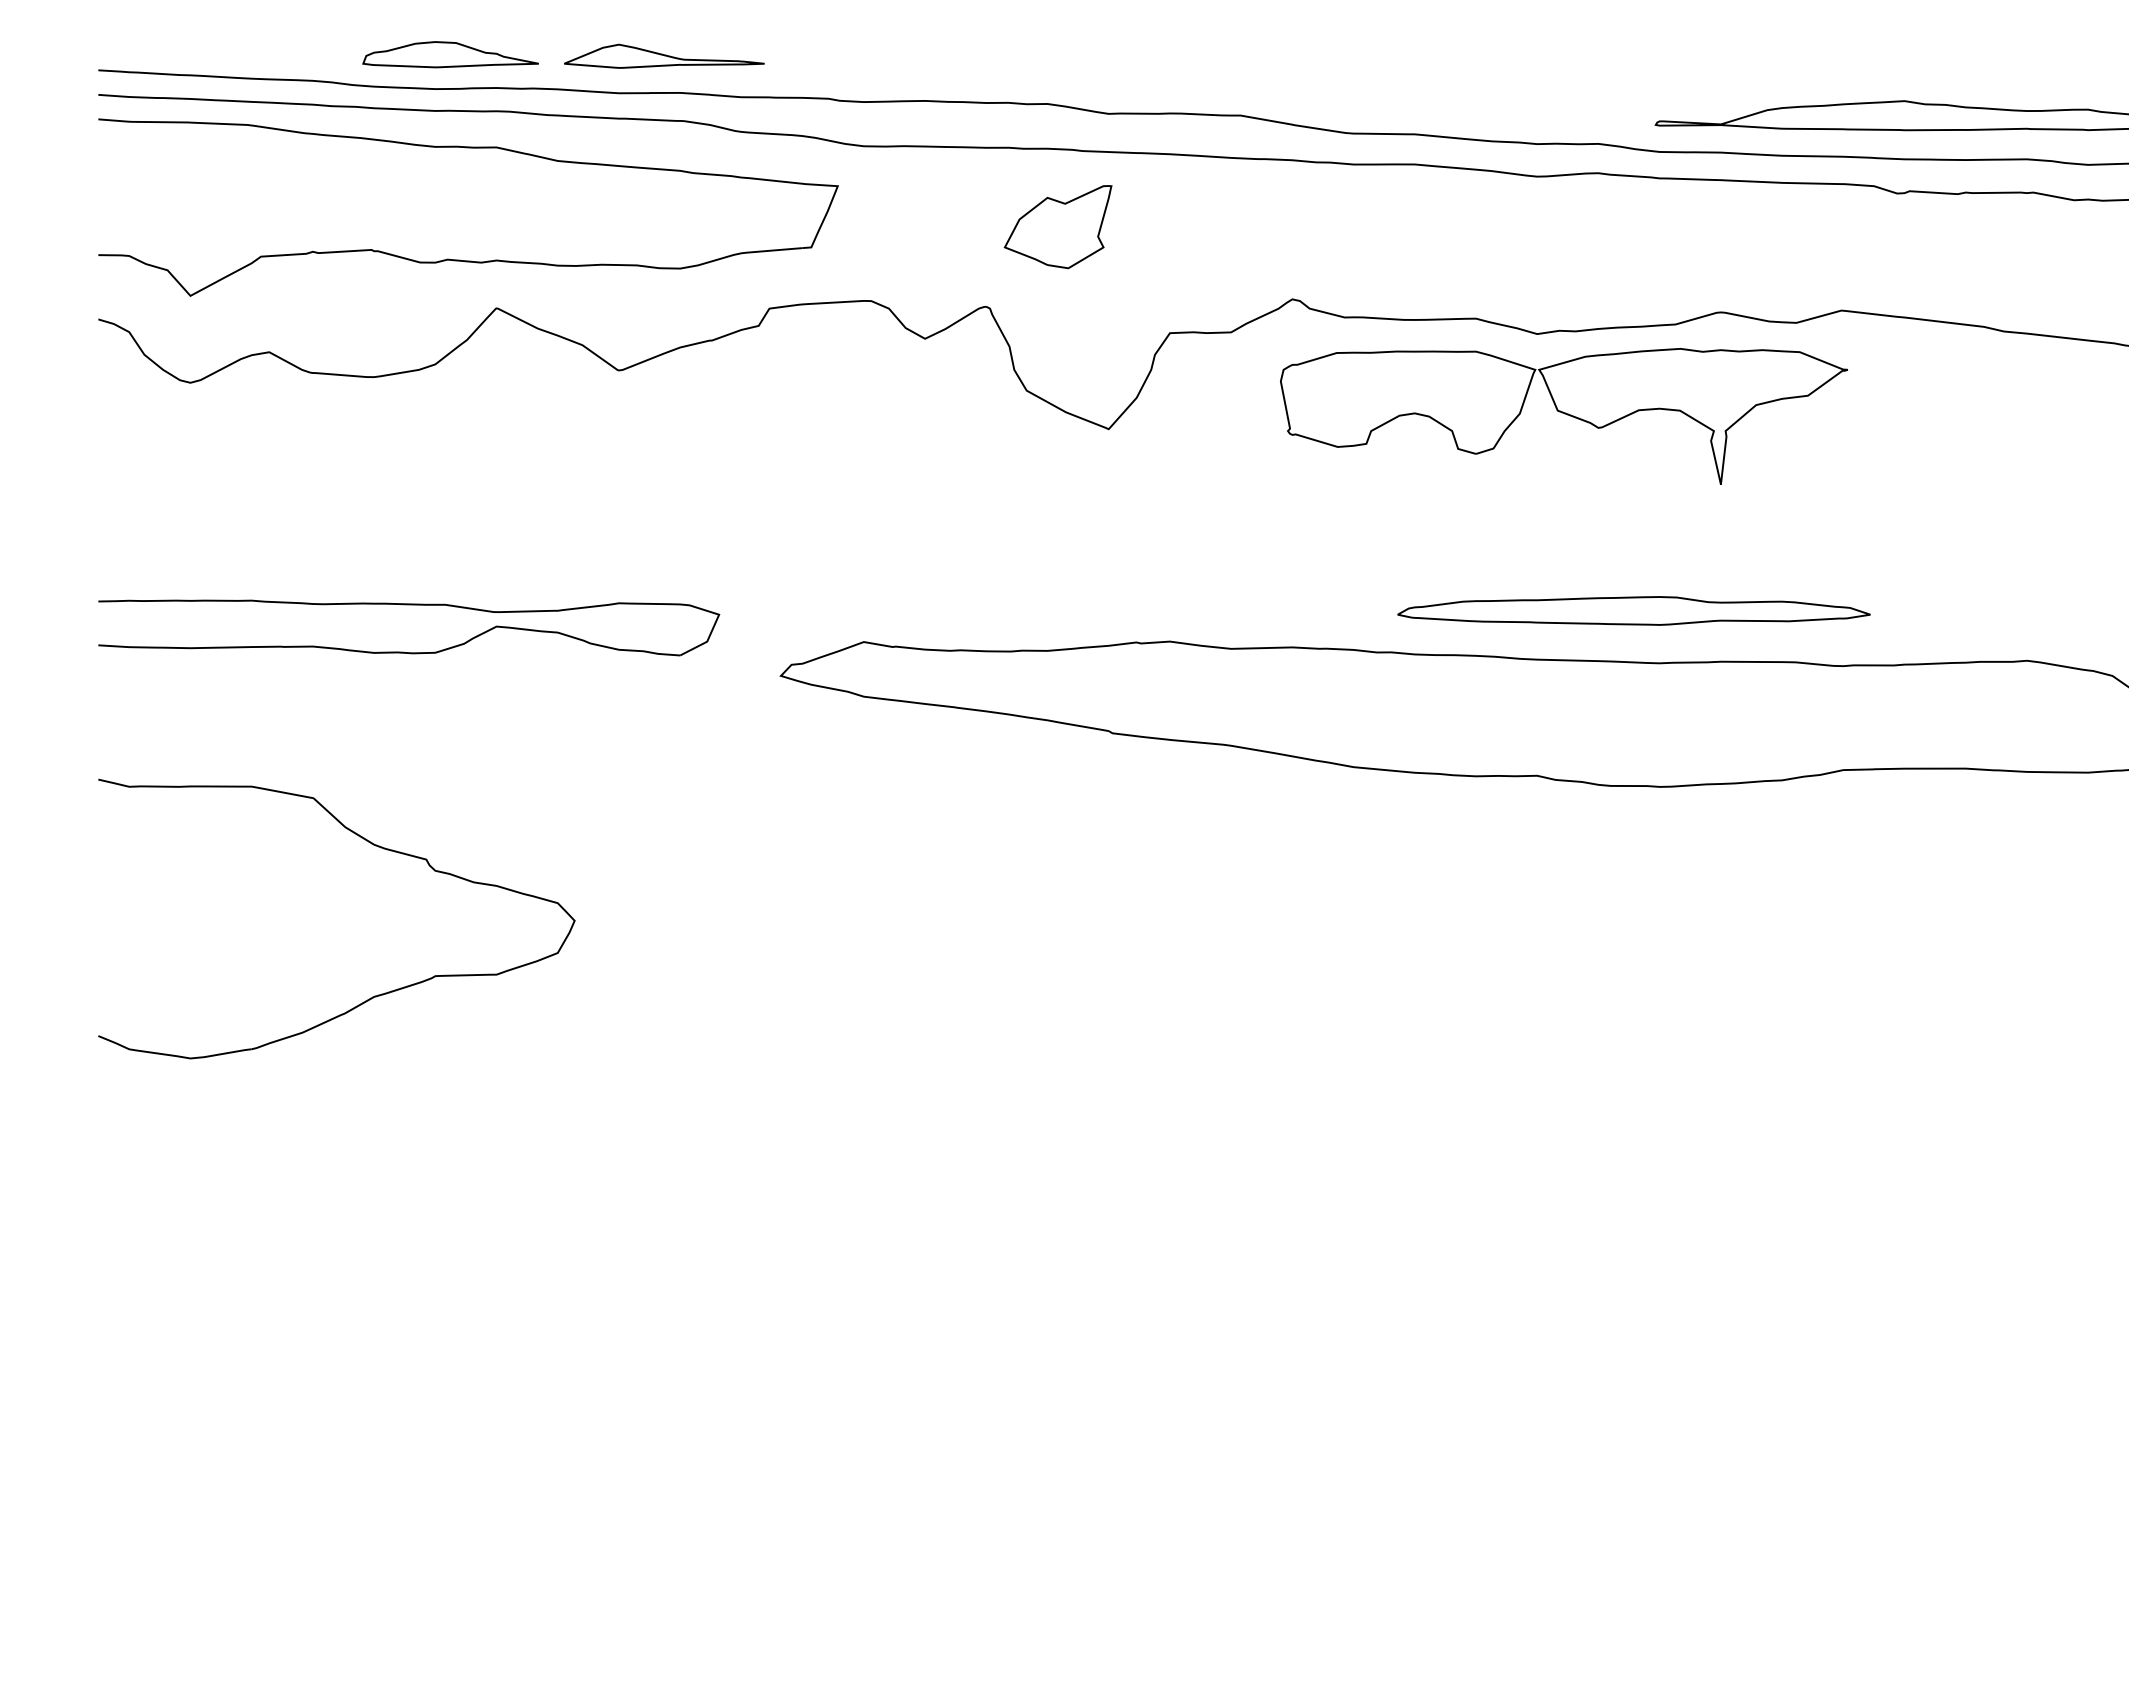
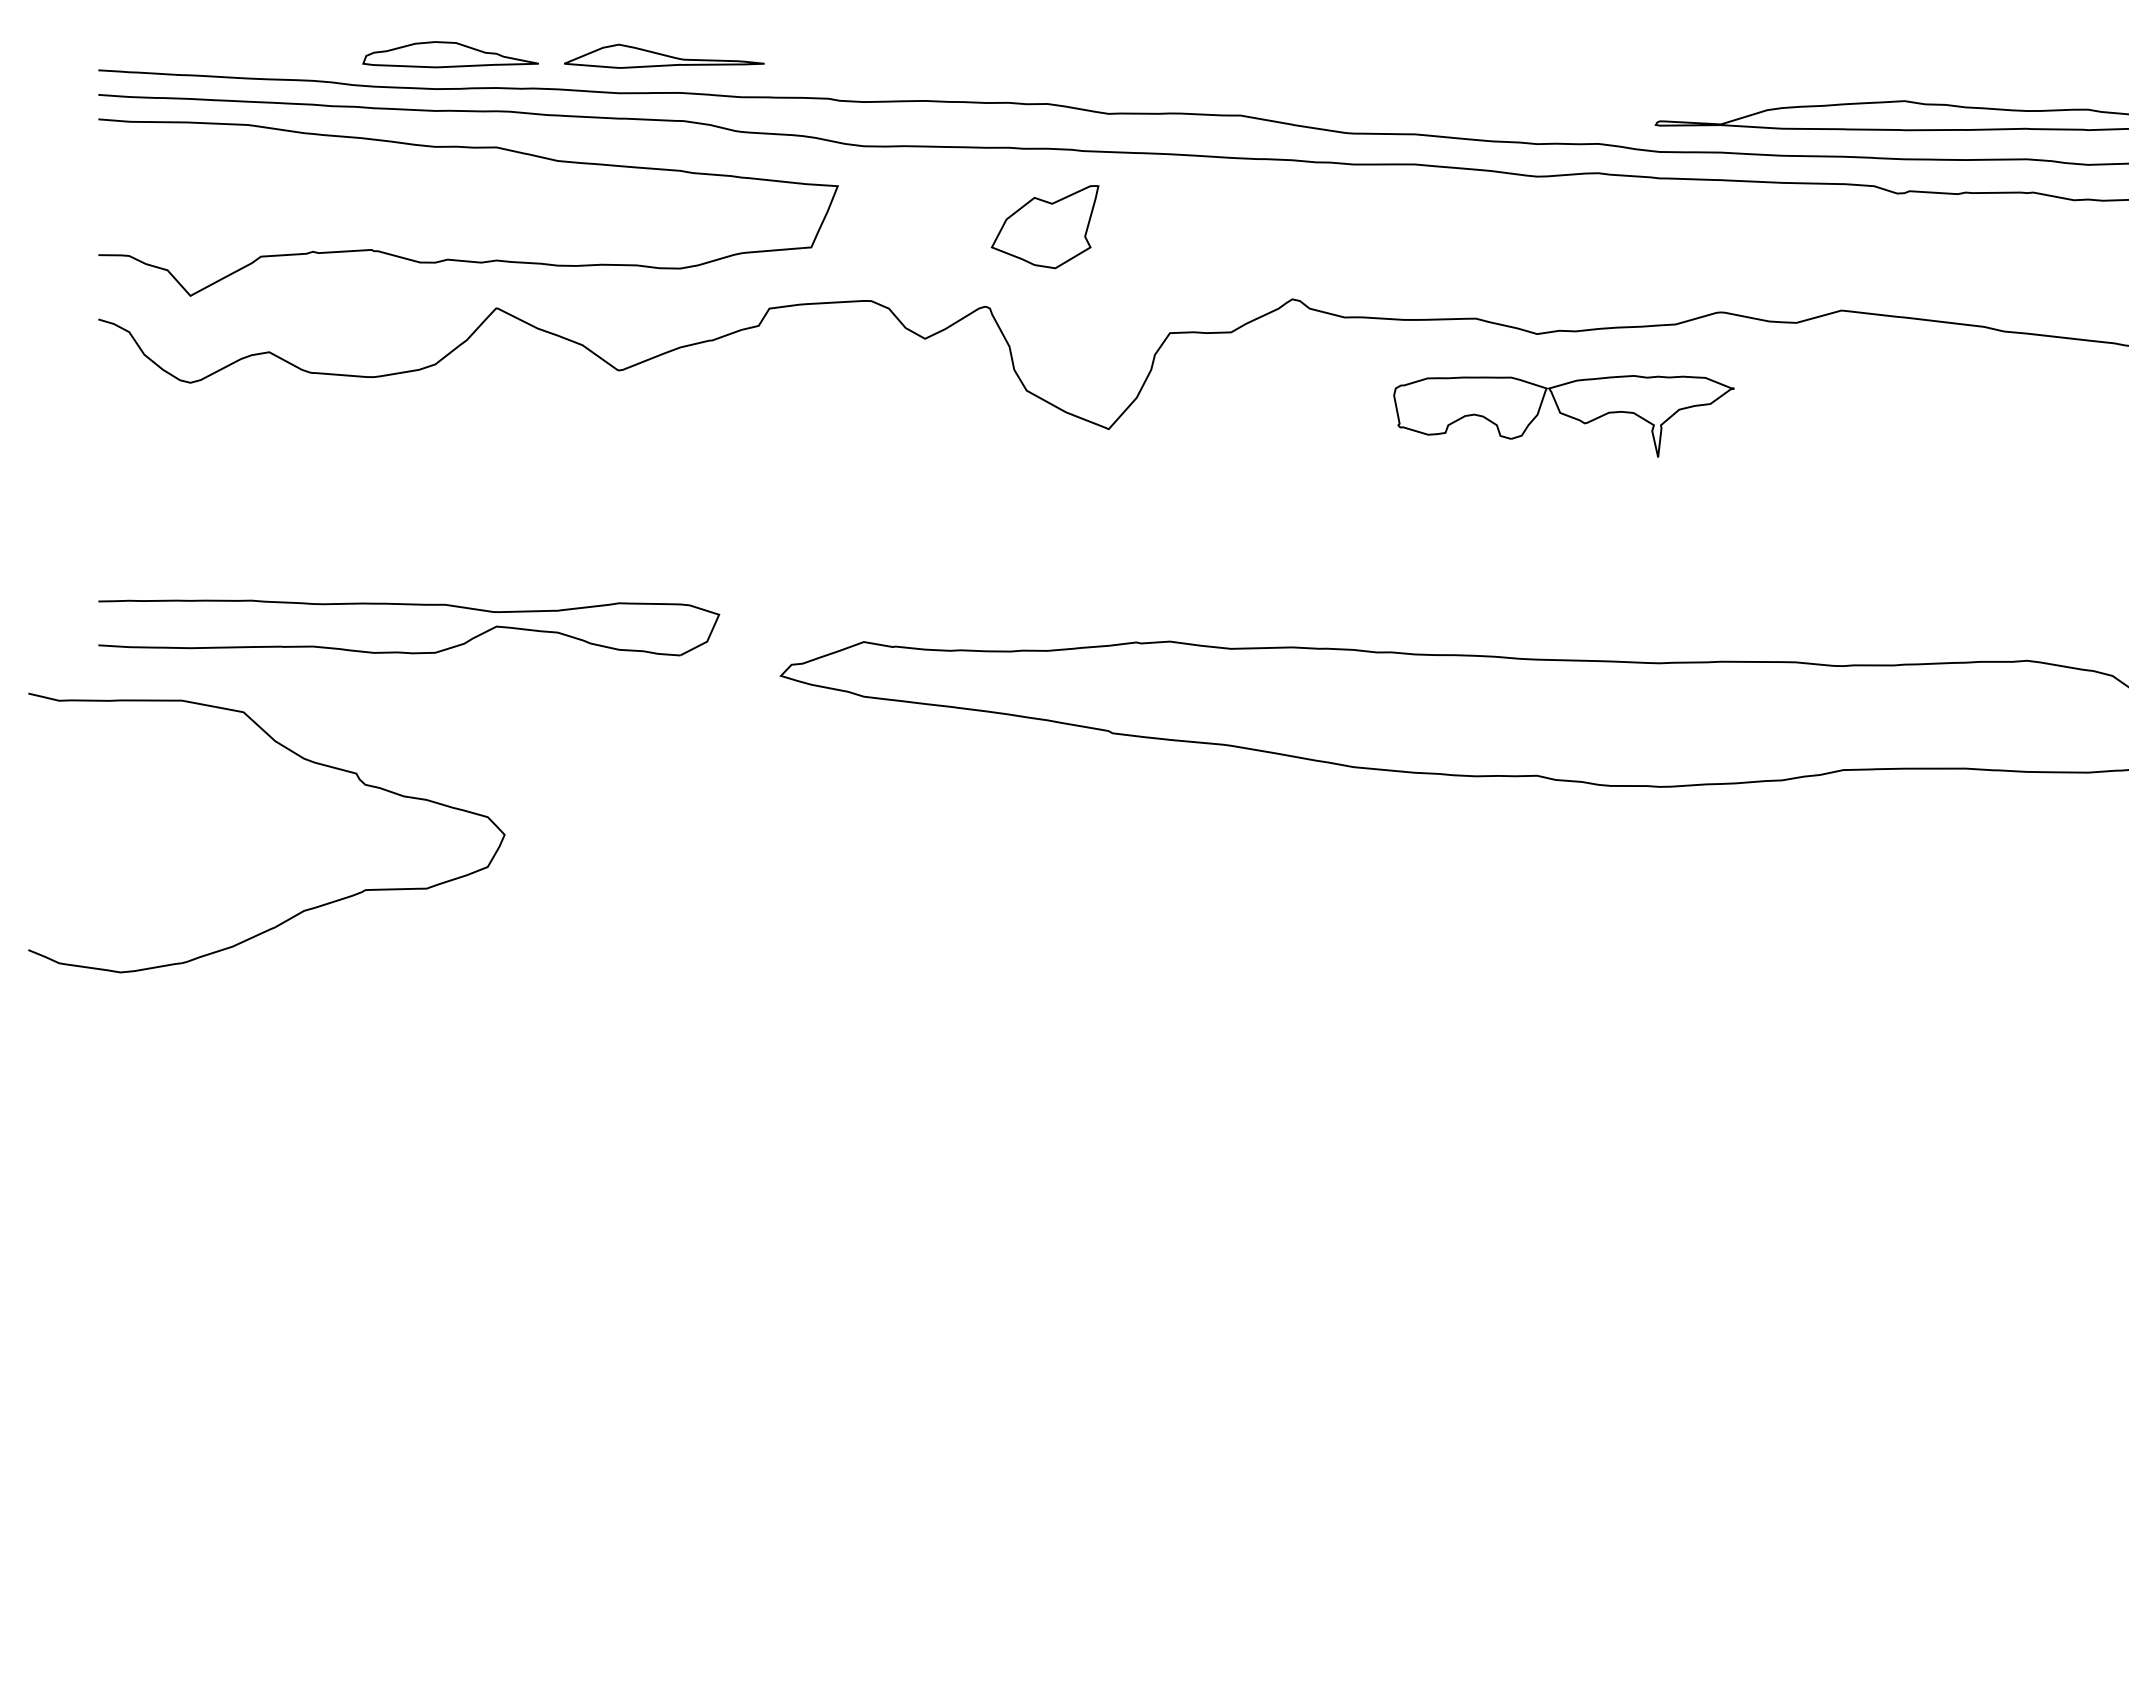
part position: (1057, 227) -> (1044, 227) (1044, 227)
part size: 568x137 px -> 342x83 px (1563, 416)
part: present -> none (1633, 610)
part position: (373, 845) -> (303, 759) (303, 759)
